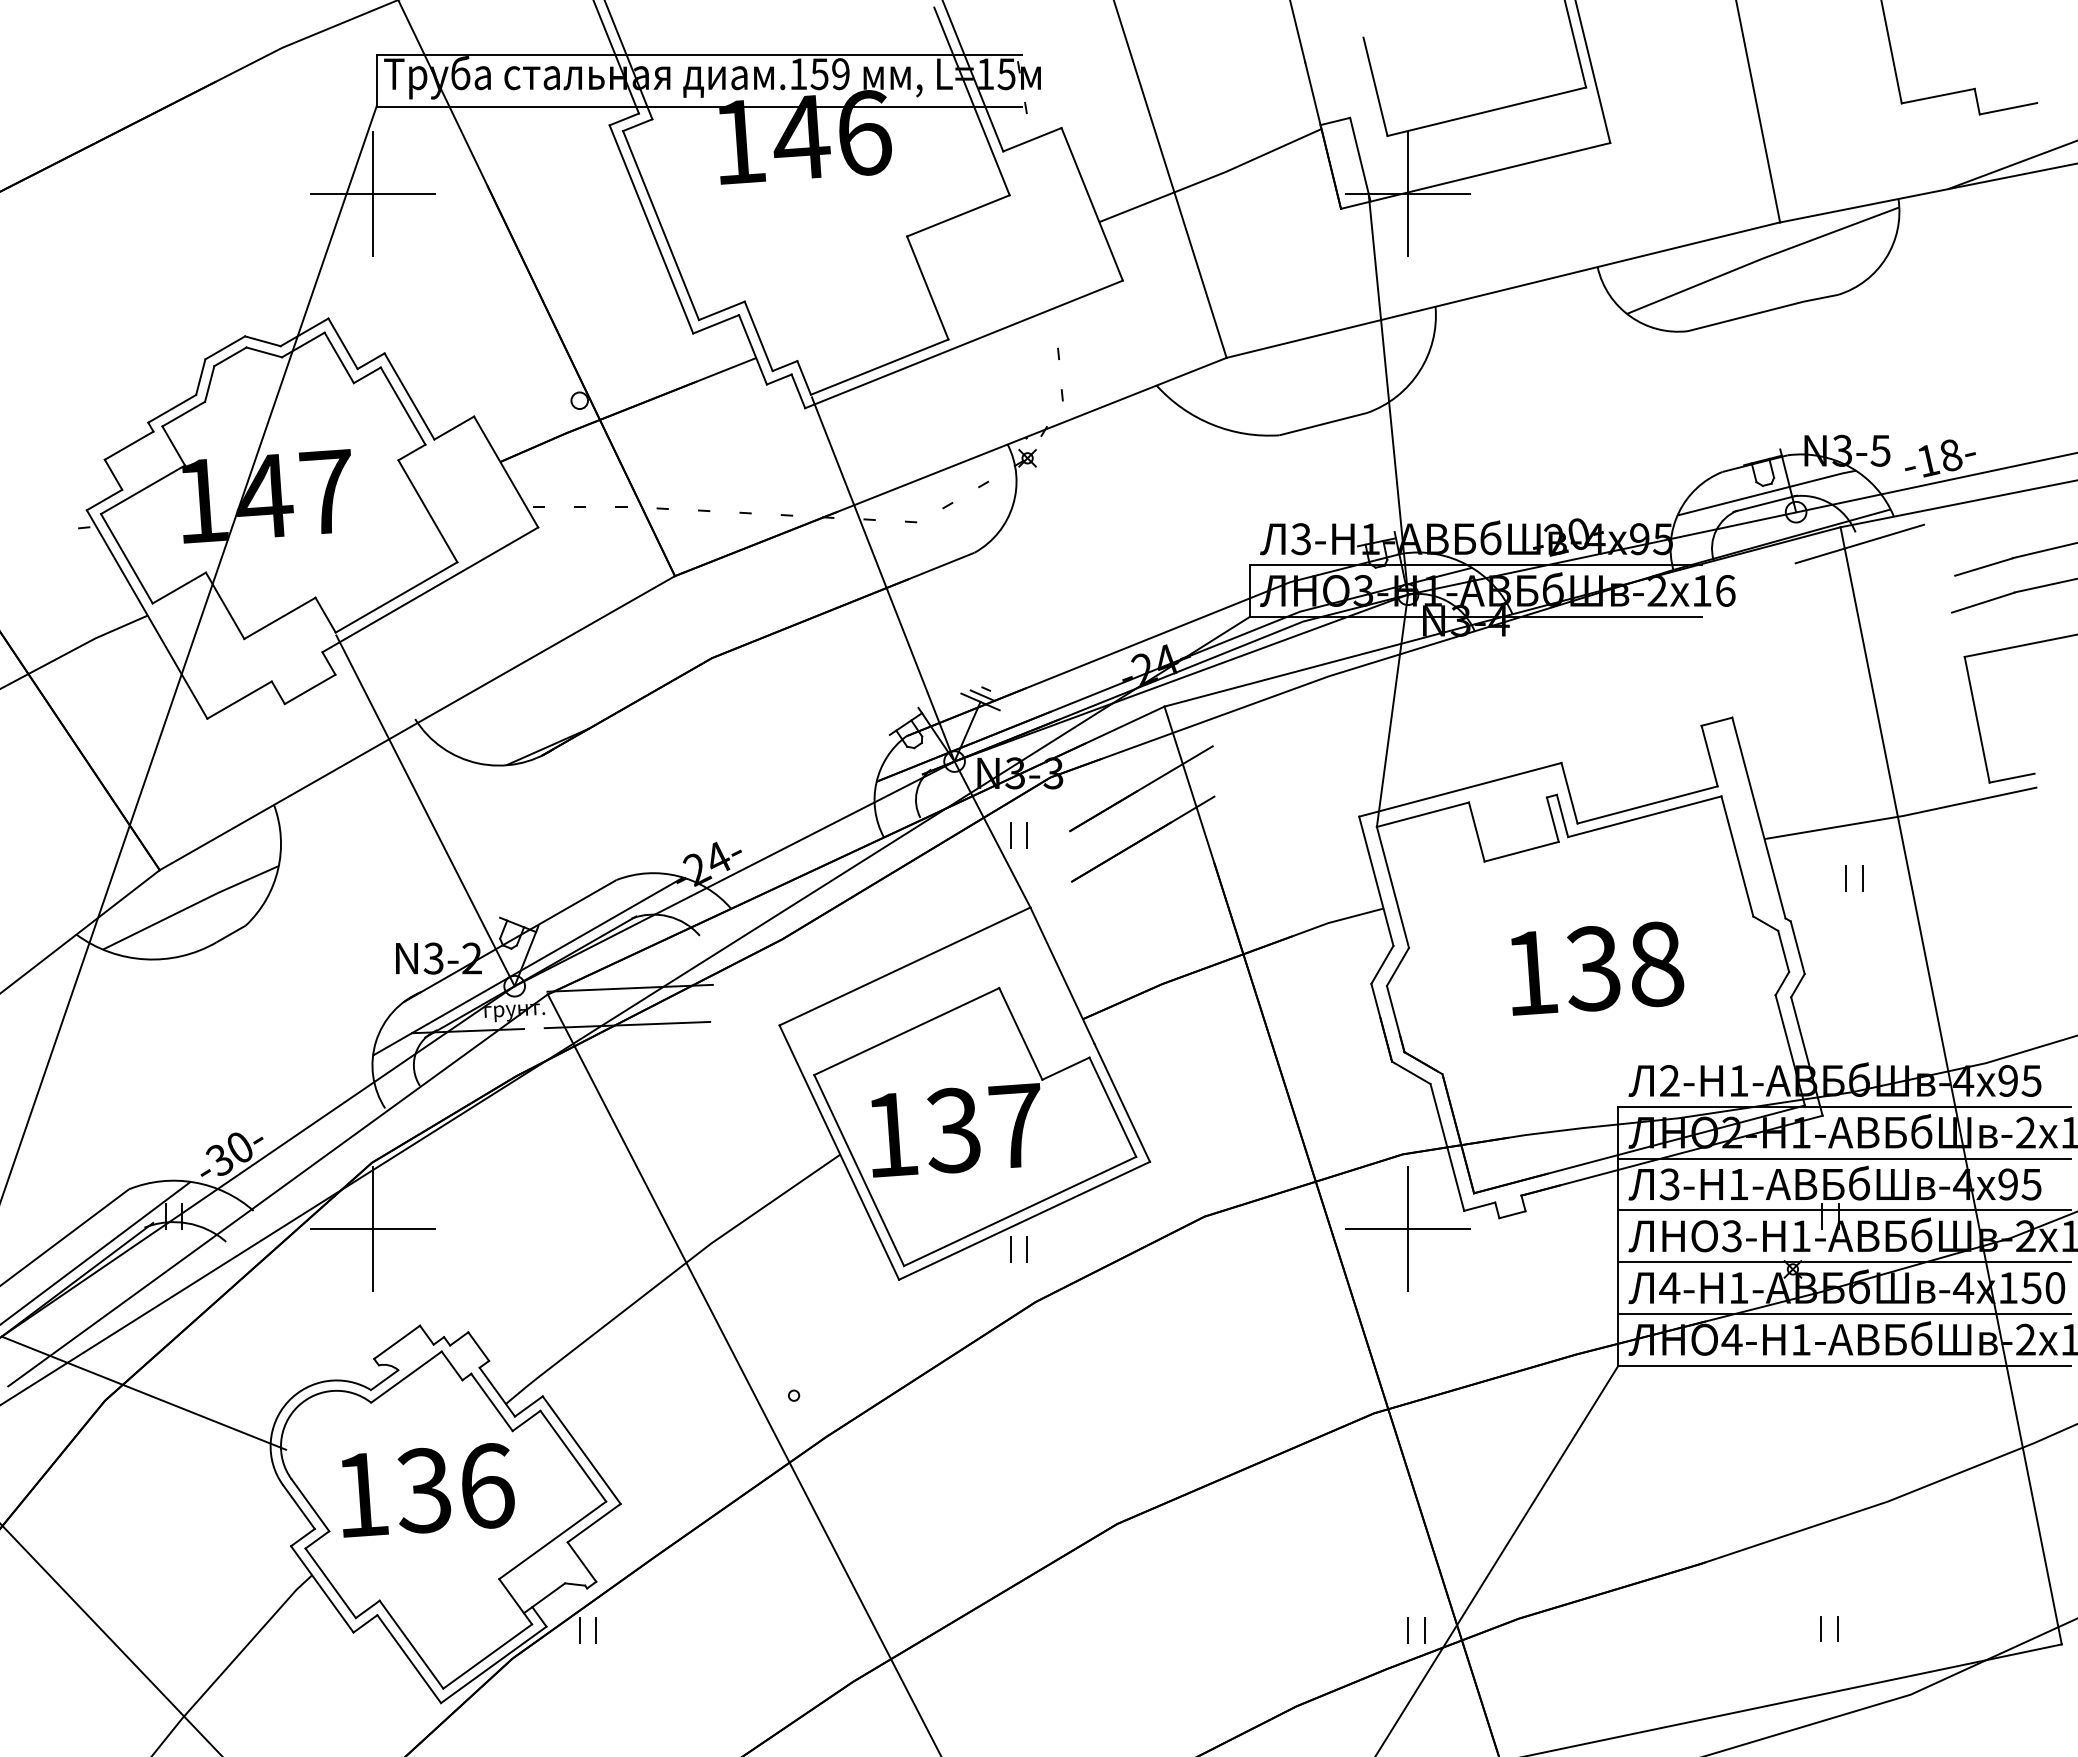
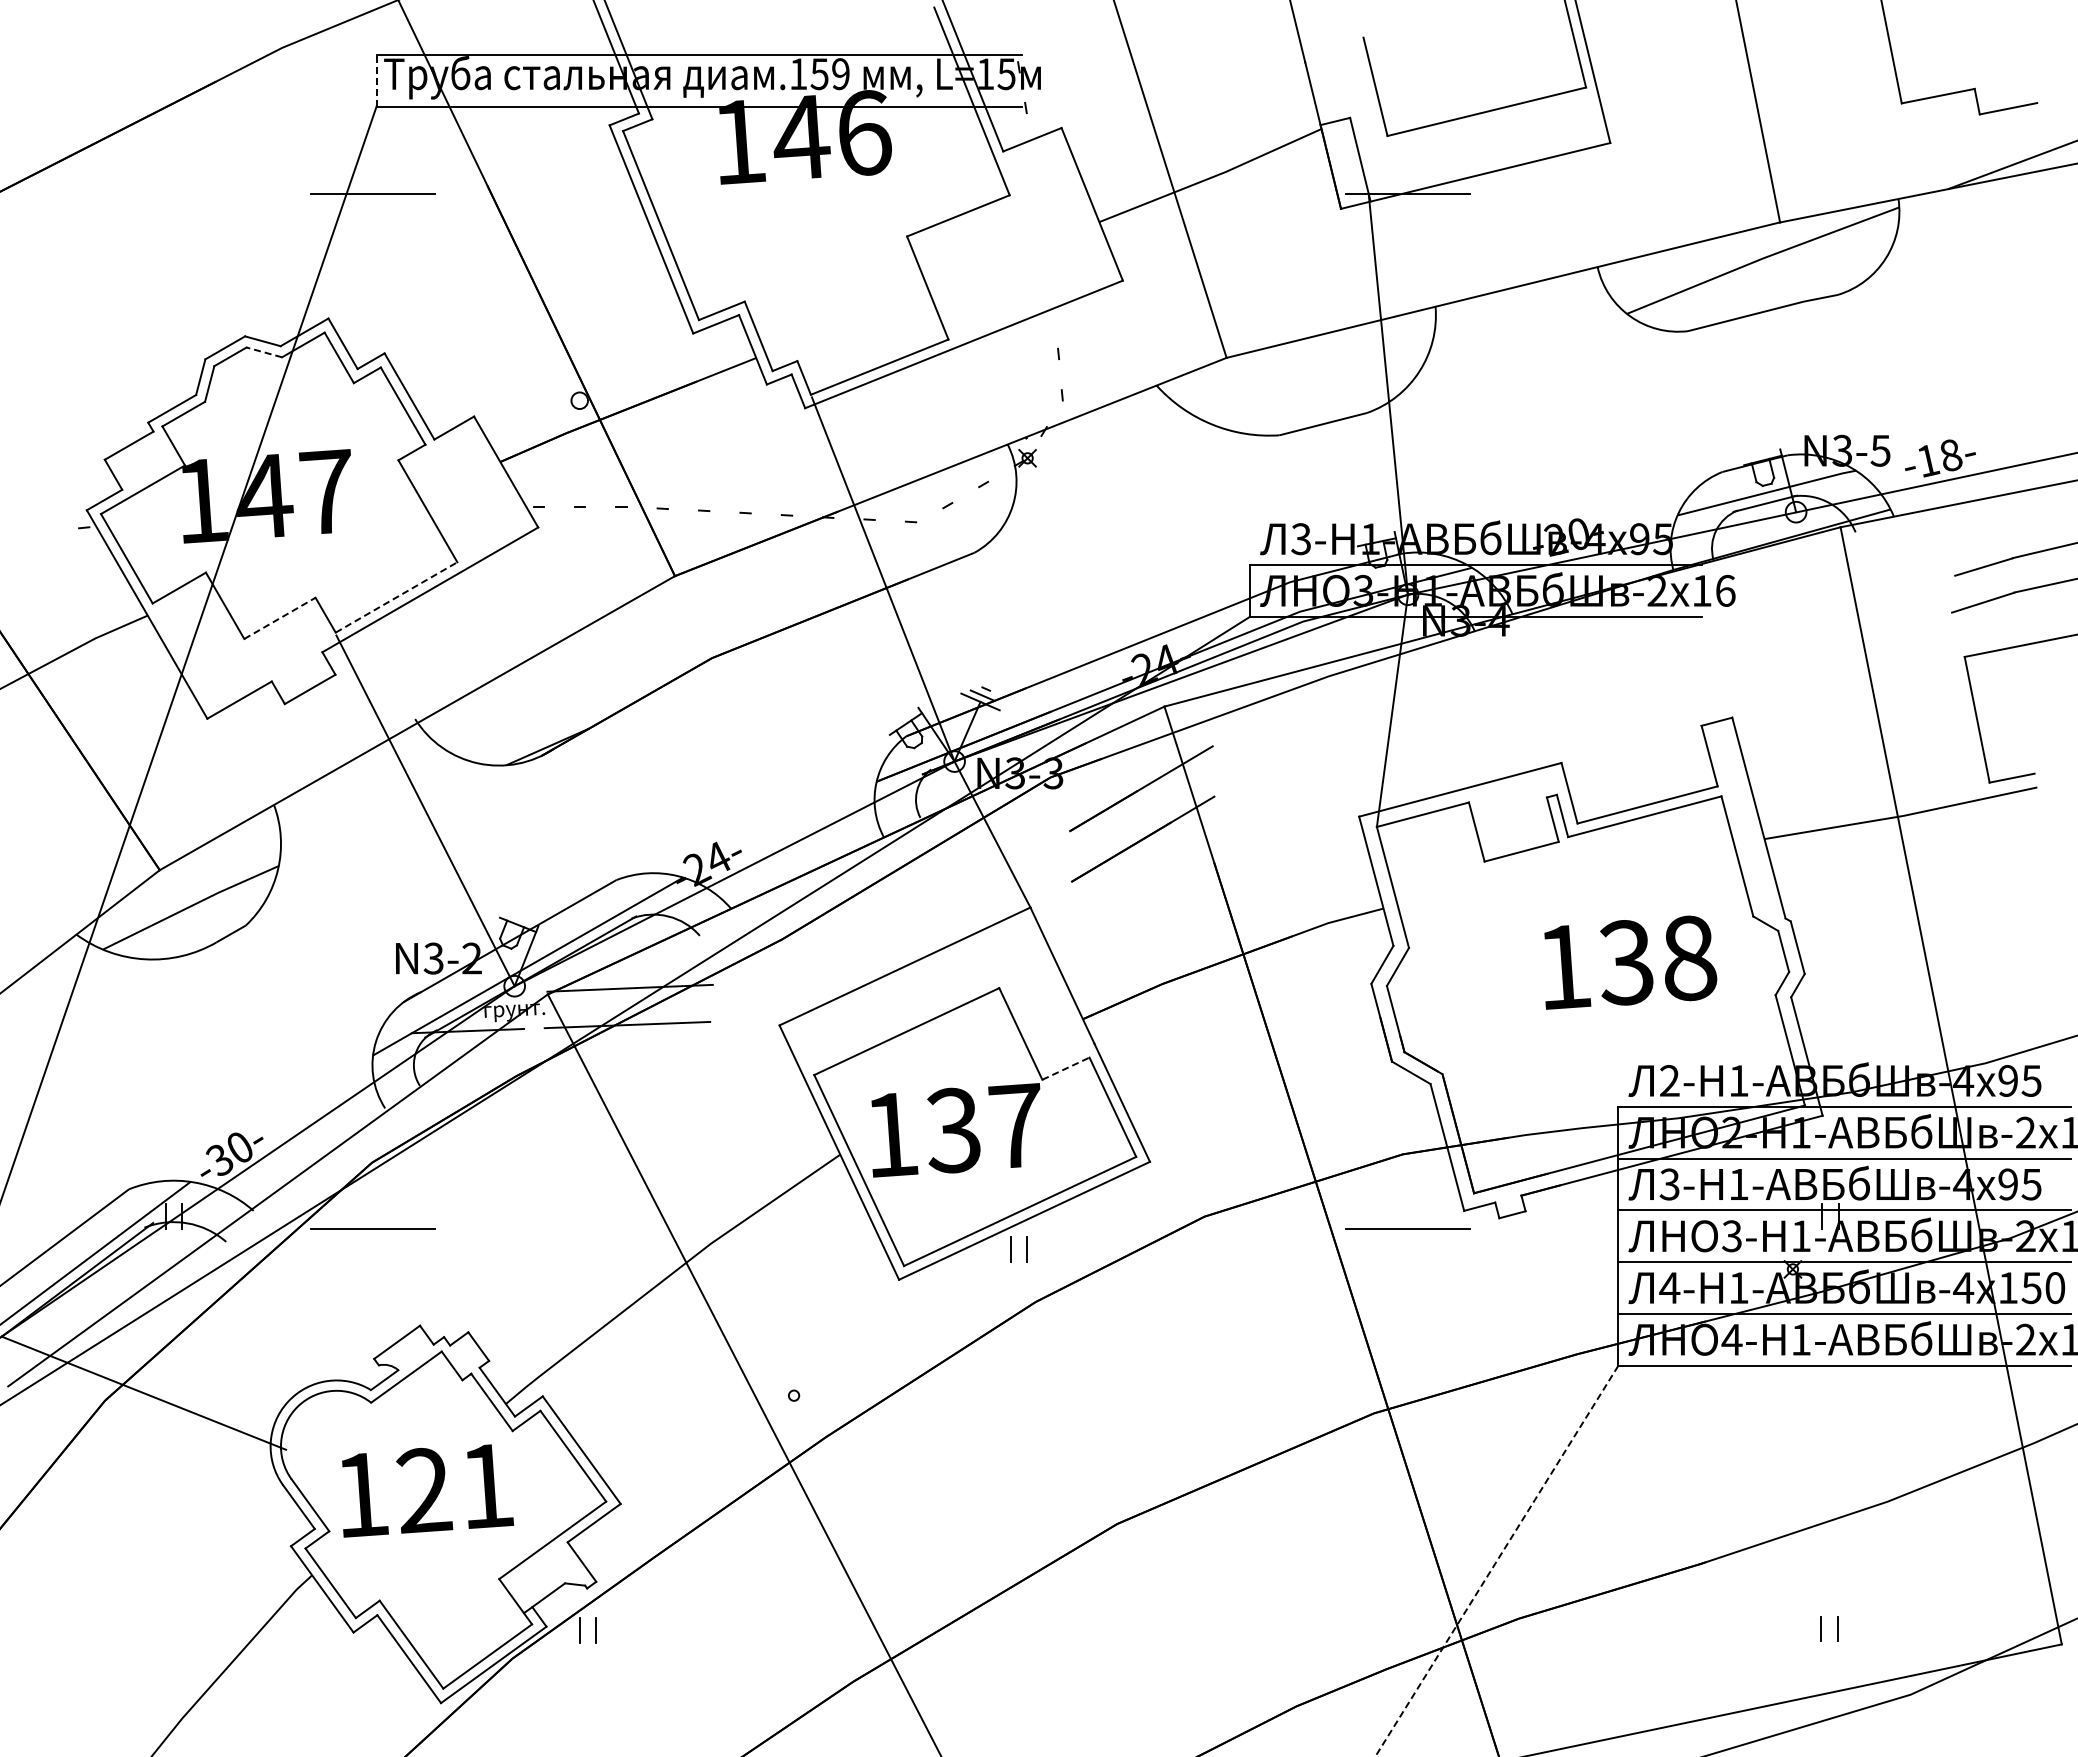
line: solid -> dashed (376, 80)
line: present -> none (372, 193)
line: present -> none (1408, 193)
line: solid -> dashed (263, 352)
line: present -> none (1859, 543)
line: solid -> dashed (396, 597)
line: solid -> dashed (280, 618)
part: present -> none (1011, 835)
part: present -> none (1846, 878)
text position: (1597, 968) -> (1630, 962) (1630, 962)
line: solid -> dashed (1066, 1068)
line: present -> none (372, 1228)
line: present -> none (1408, 1228)
text: 136 -> 121 (455, 1488)
line: solid -> dashed (1496, 1561)
part: present -> none (1408, 1630)
line: present -> none (110, 1639)
